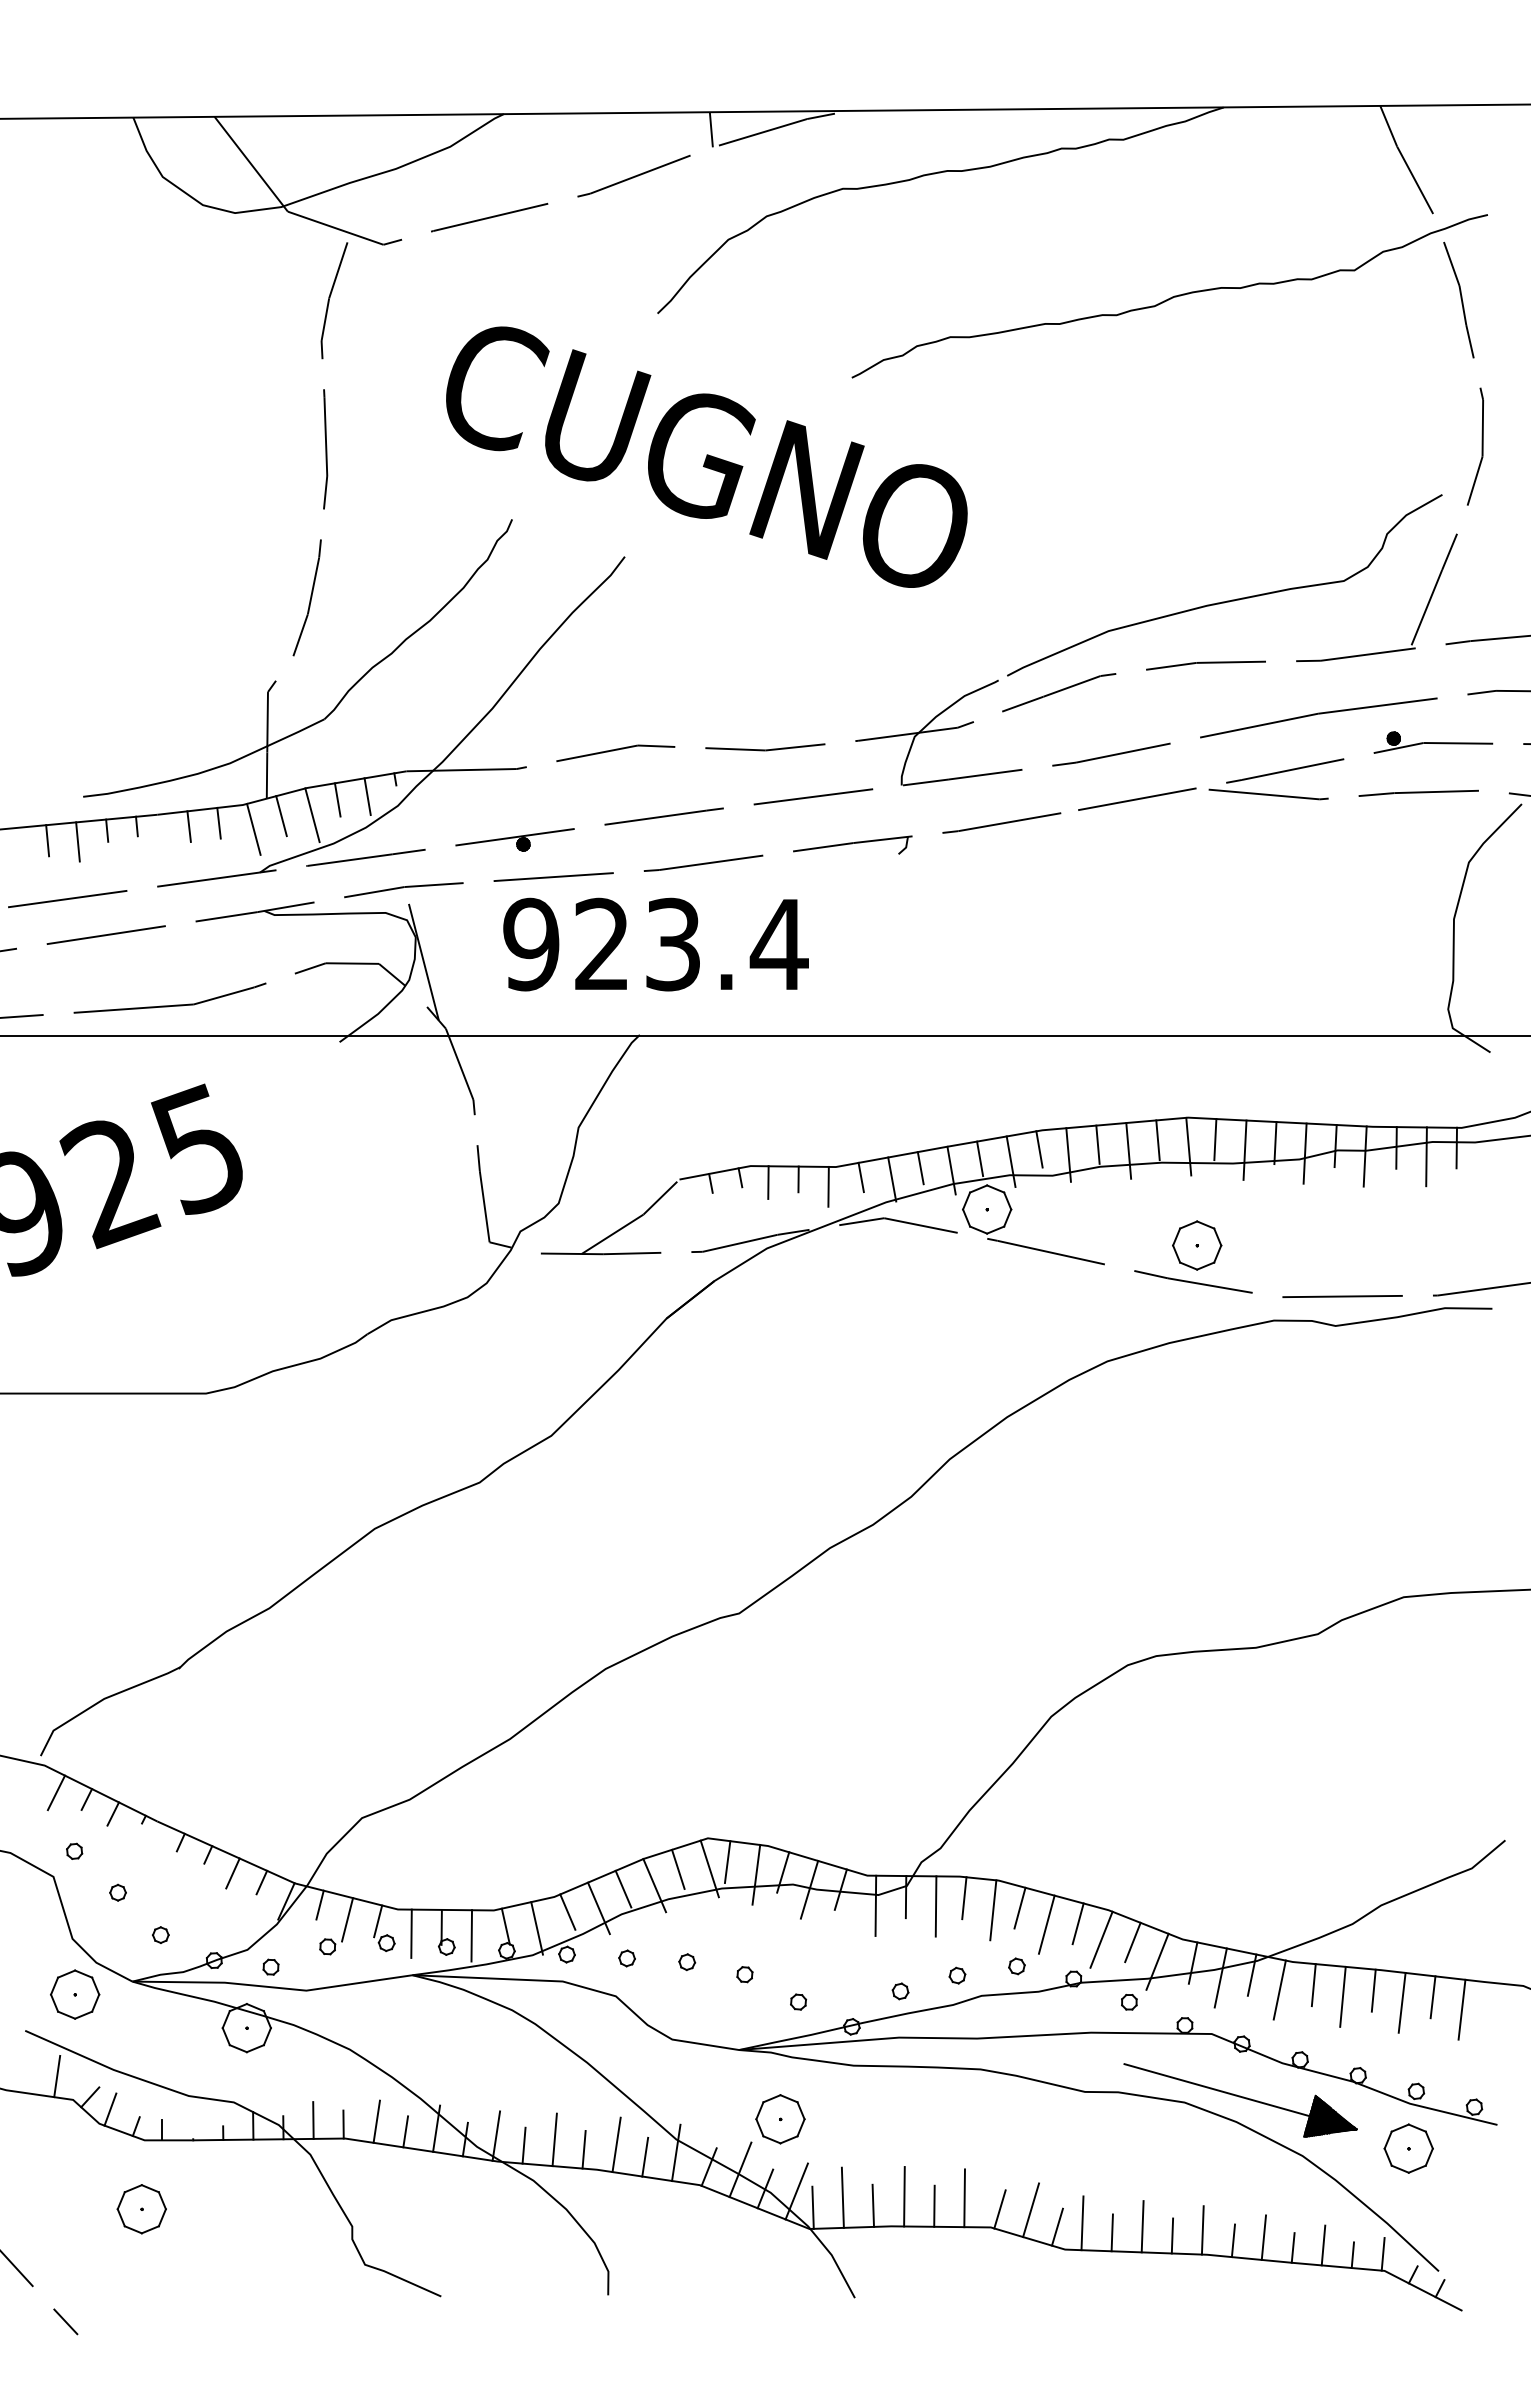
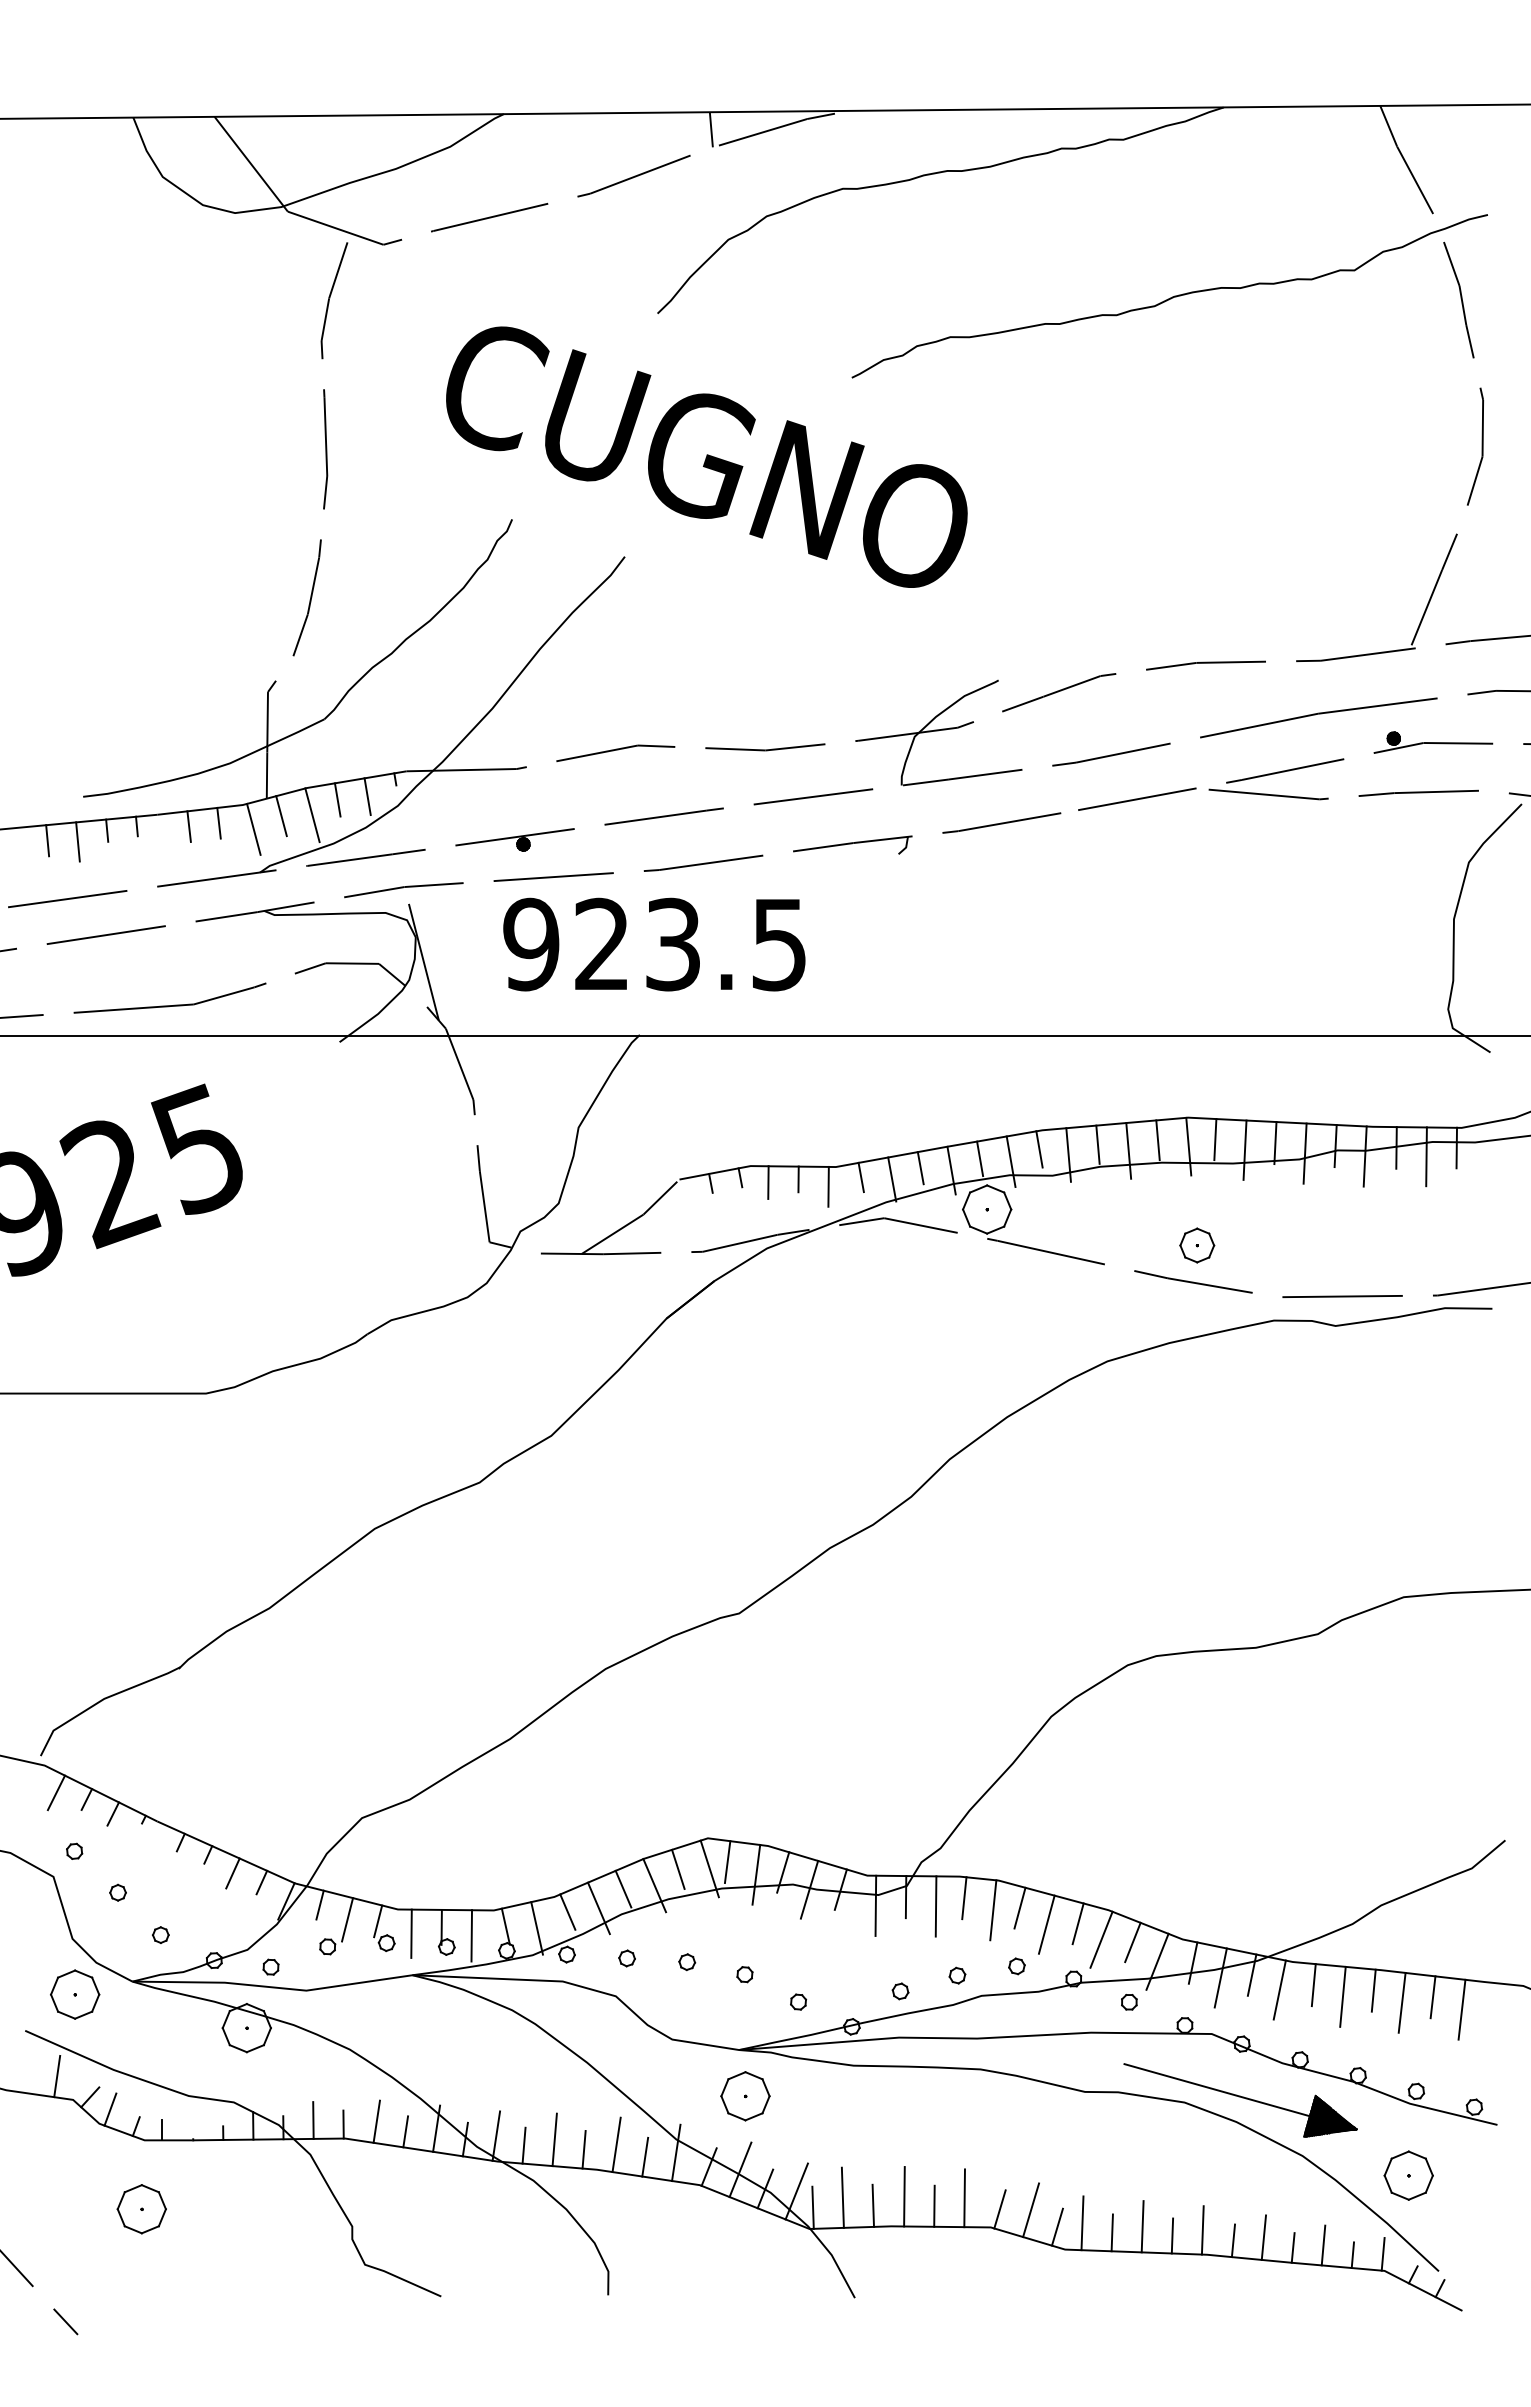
curve: present -> none (1227, 600)
text: 923.4 -> 923.5 (778, 945)
part size: 51x51 px -> 37x37 px (1197, 1245)
part position: (780, 2119) -> (745, 2096) (745, 2096)
part position: (1408, 2148) -> (1408, 2175) (1408, 2175)
